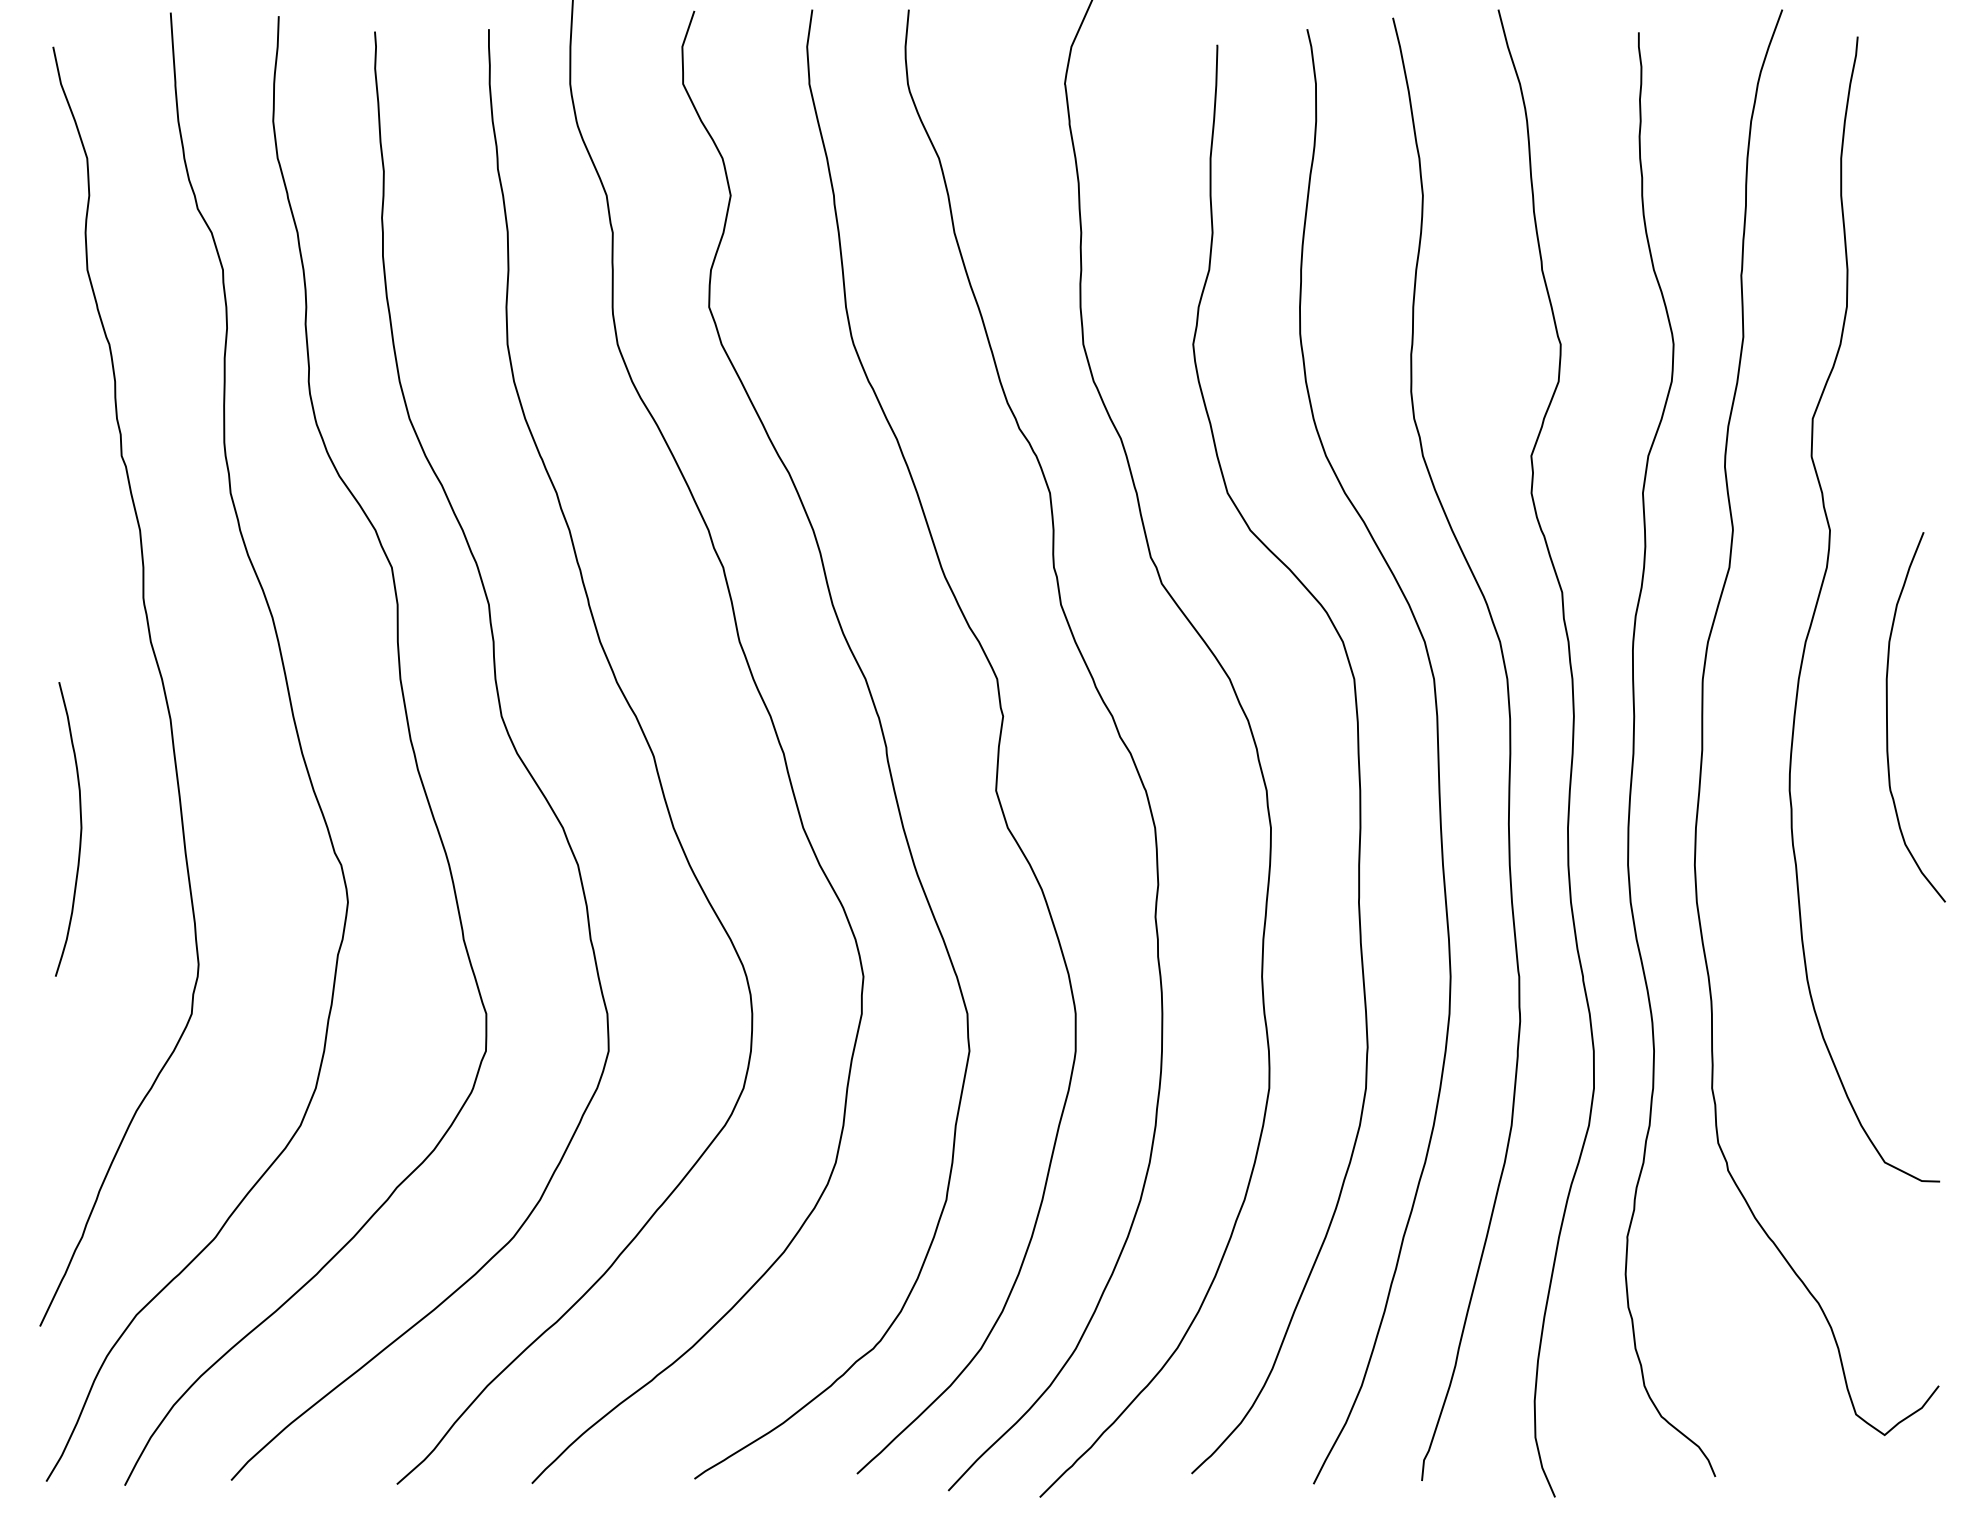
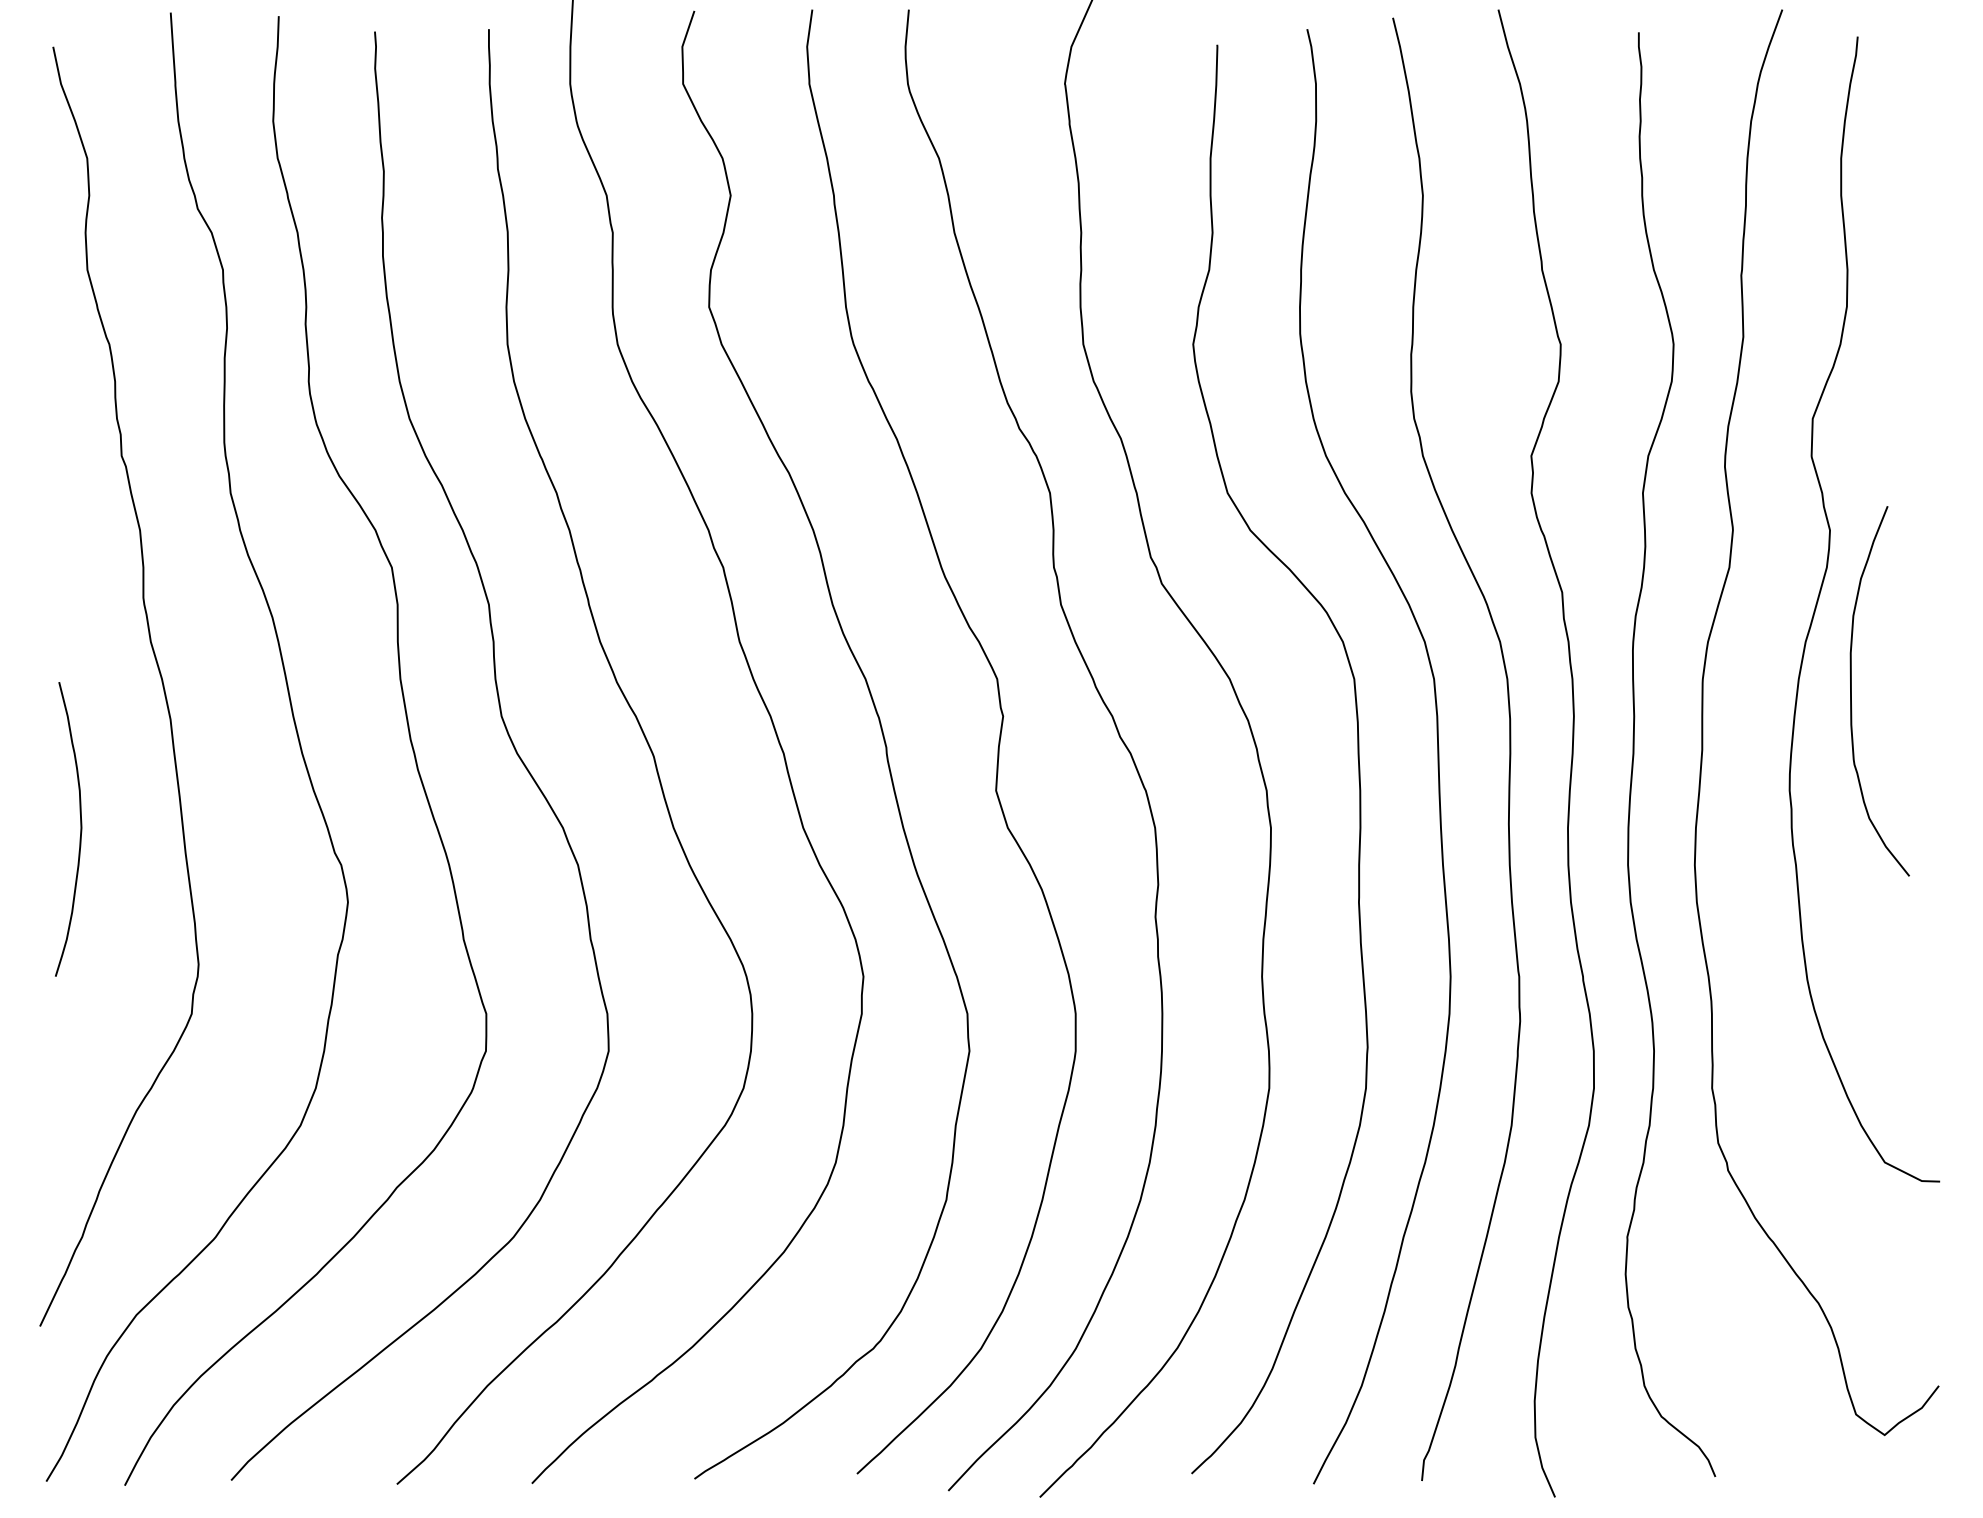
curve position: (1887, 717) -> (1851, 691) (1851, 691)
